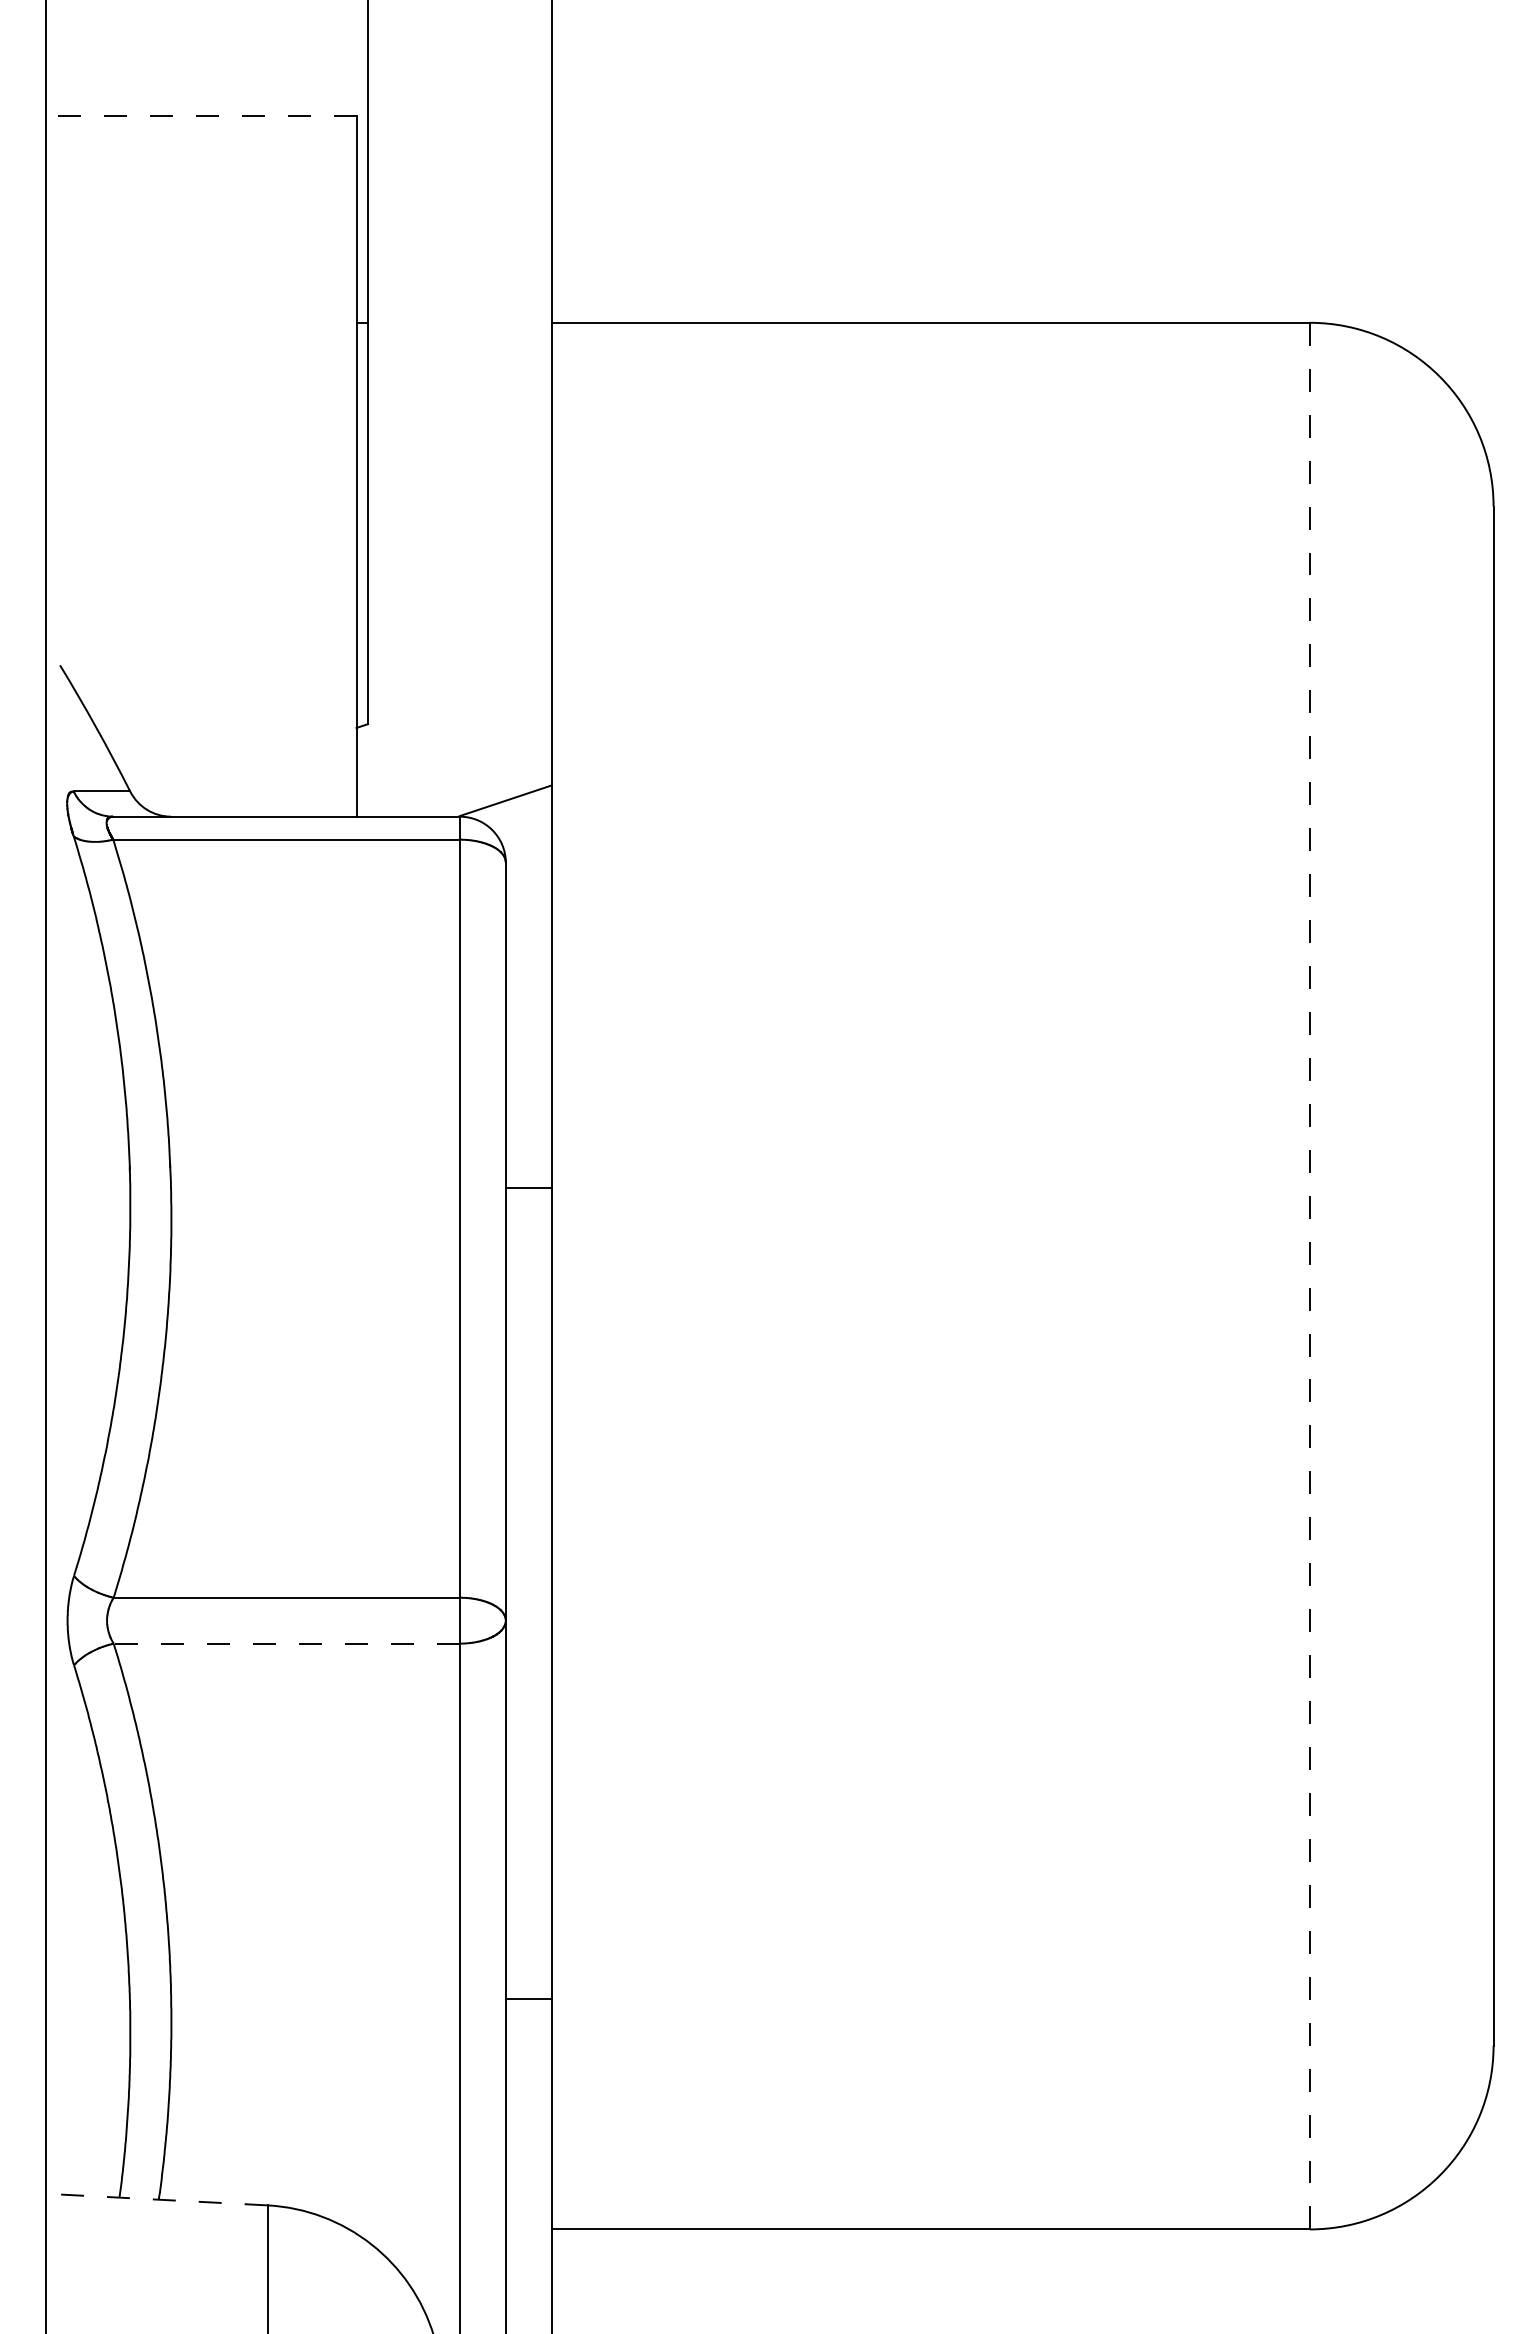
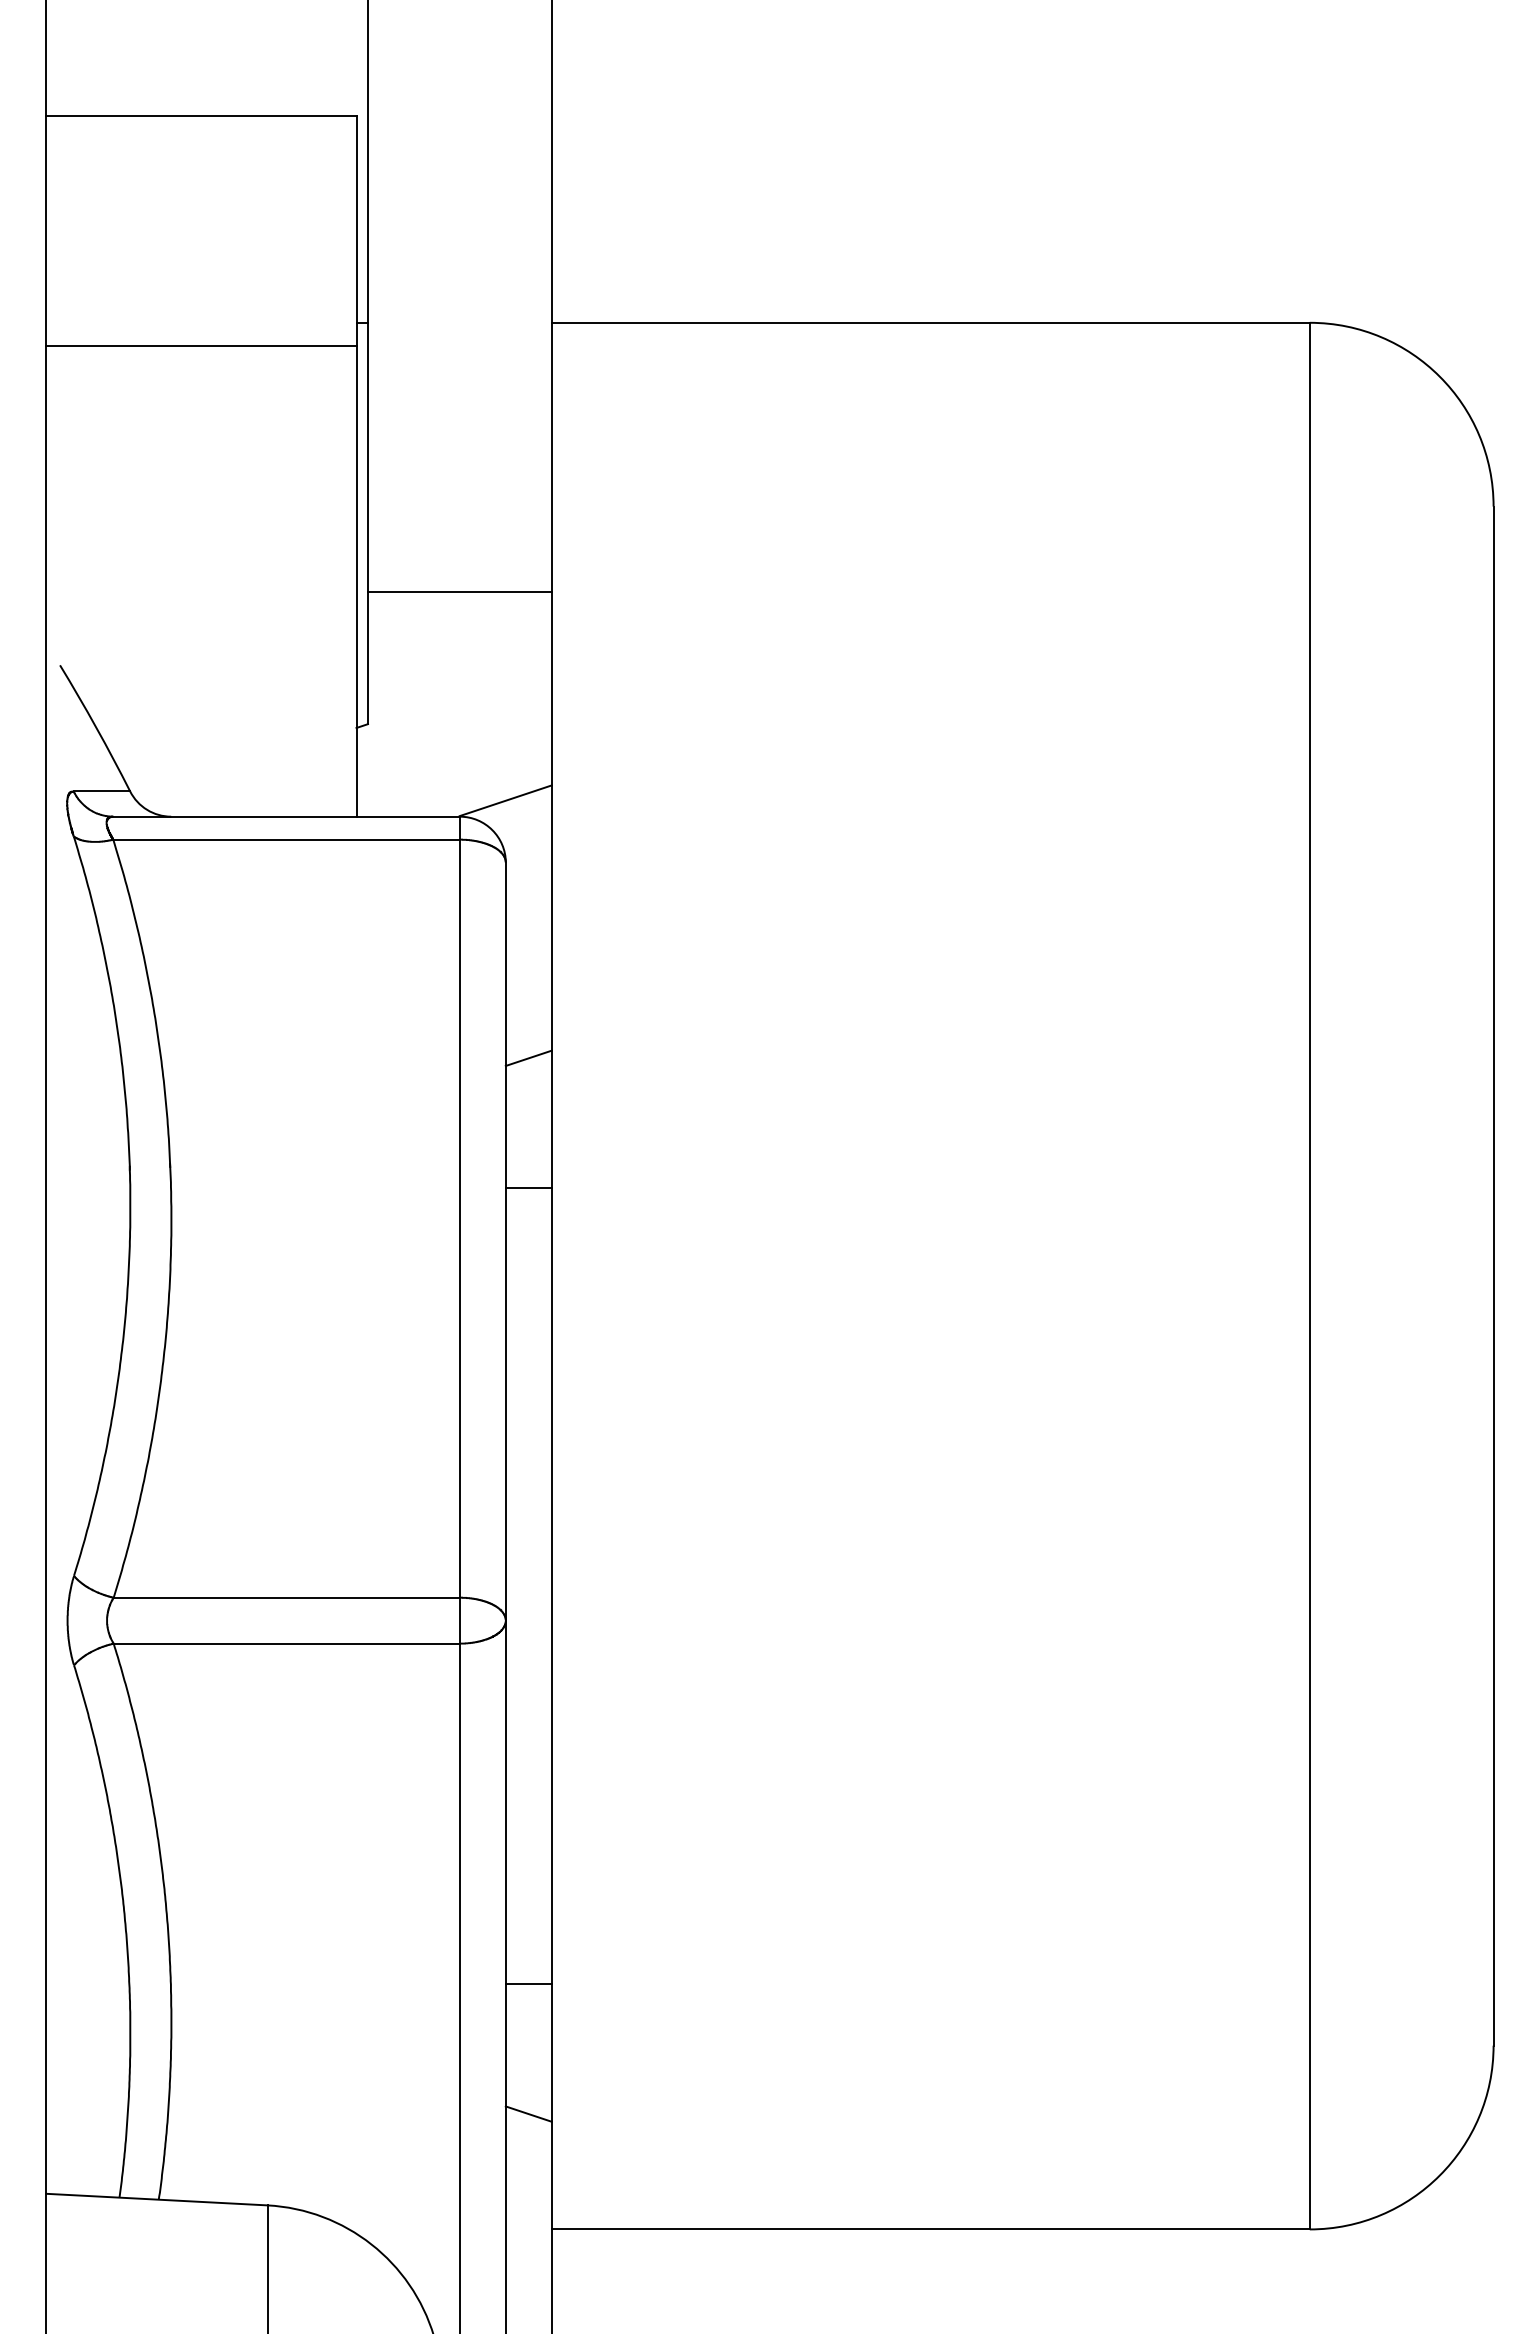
line: dashed -> solid (200, 116)
line: none -> present (201, 345)
line: none -> present (459, 591)
line: none -> present (528, 1057)
line: dashed -> solid (1309, 1275)
line: dashed -> solid (286, 1643)
line position: (528, 1999) -> (528, 1984) (528, 1984)
line: none -> present (528, 2113)
line: dashed -> solid (156, 2199)
